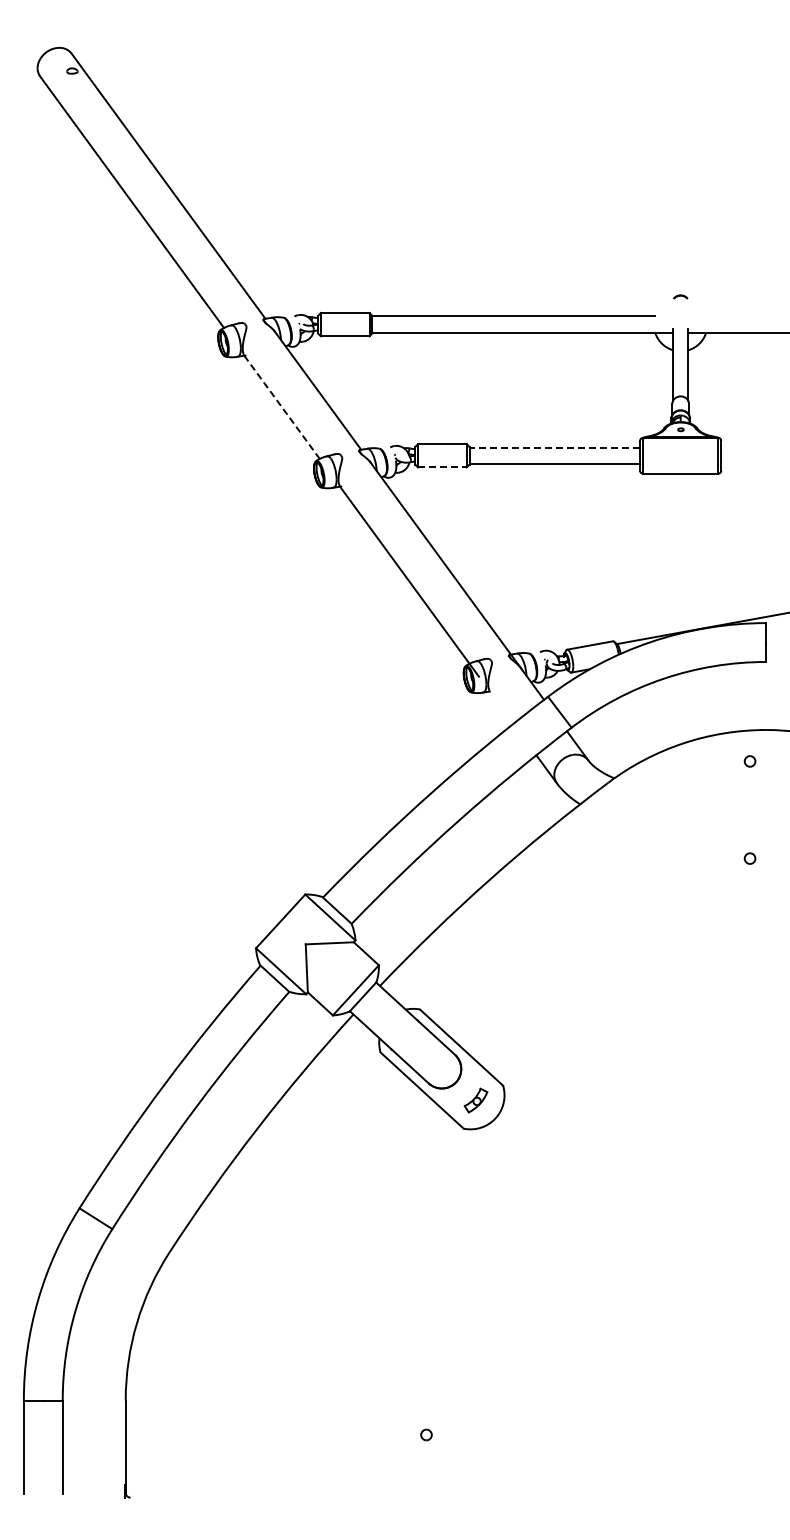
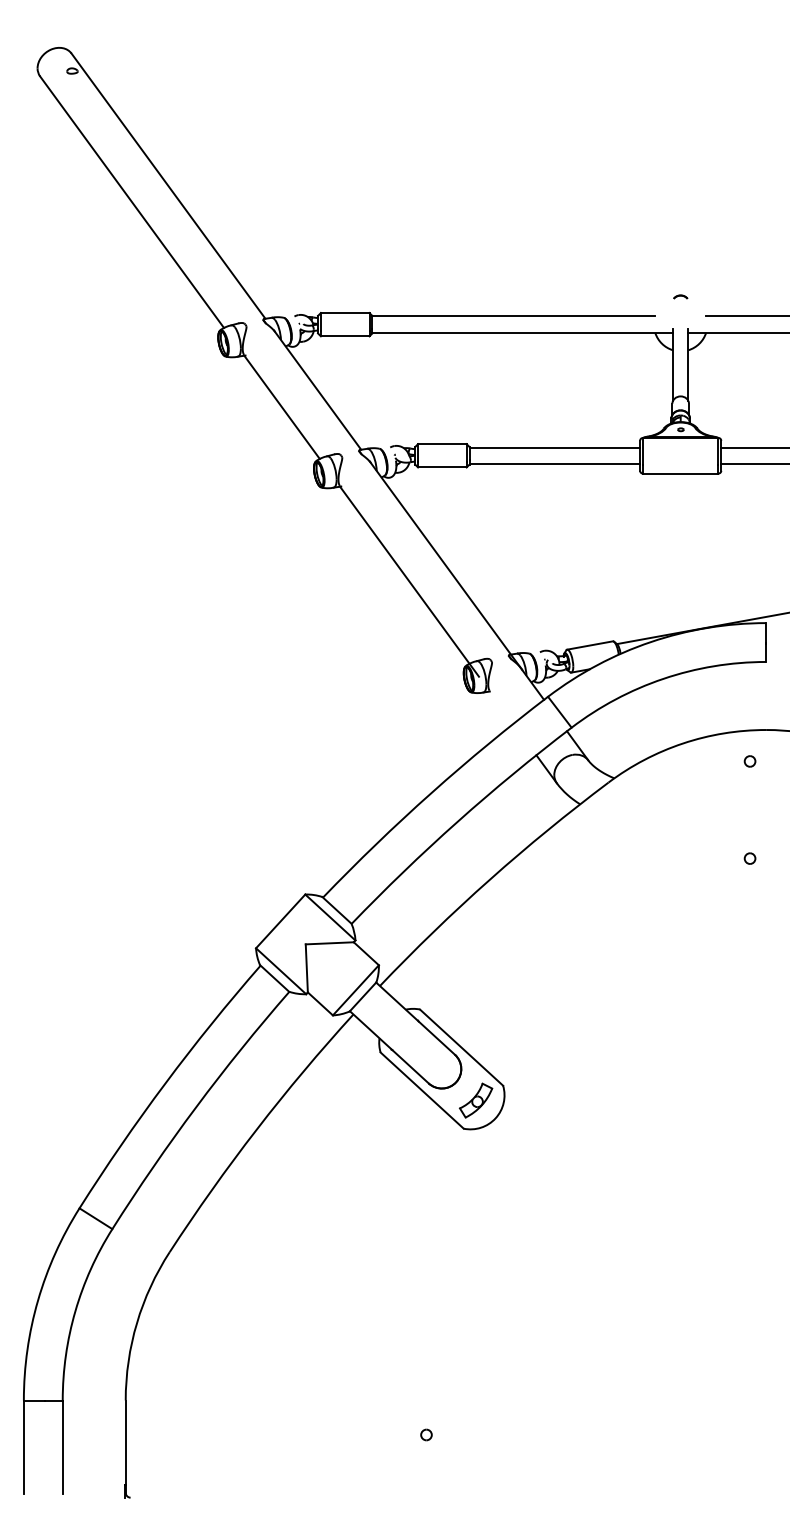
line: none -> present (746, 316)
line: dashed -> solid (282, 407)
line: dashed -> solid (554, 447)
line: none -> present (753, 447)
line: none -> present (753, 464)
line: dashed -> solid (442, 467)
part size: 26x27 px -> 36x37 px (475, 1100)
